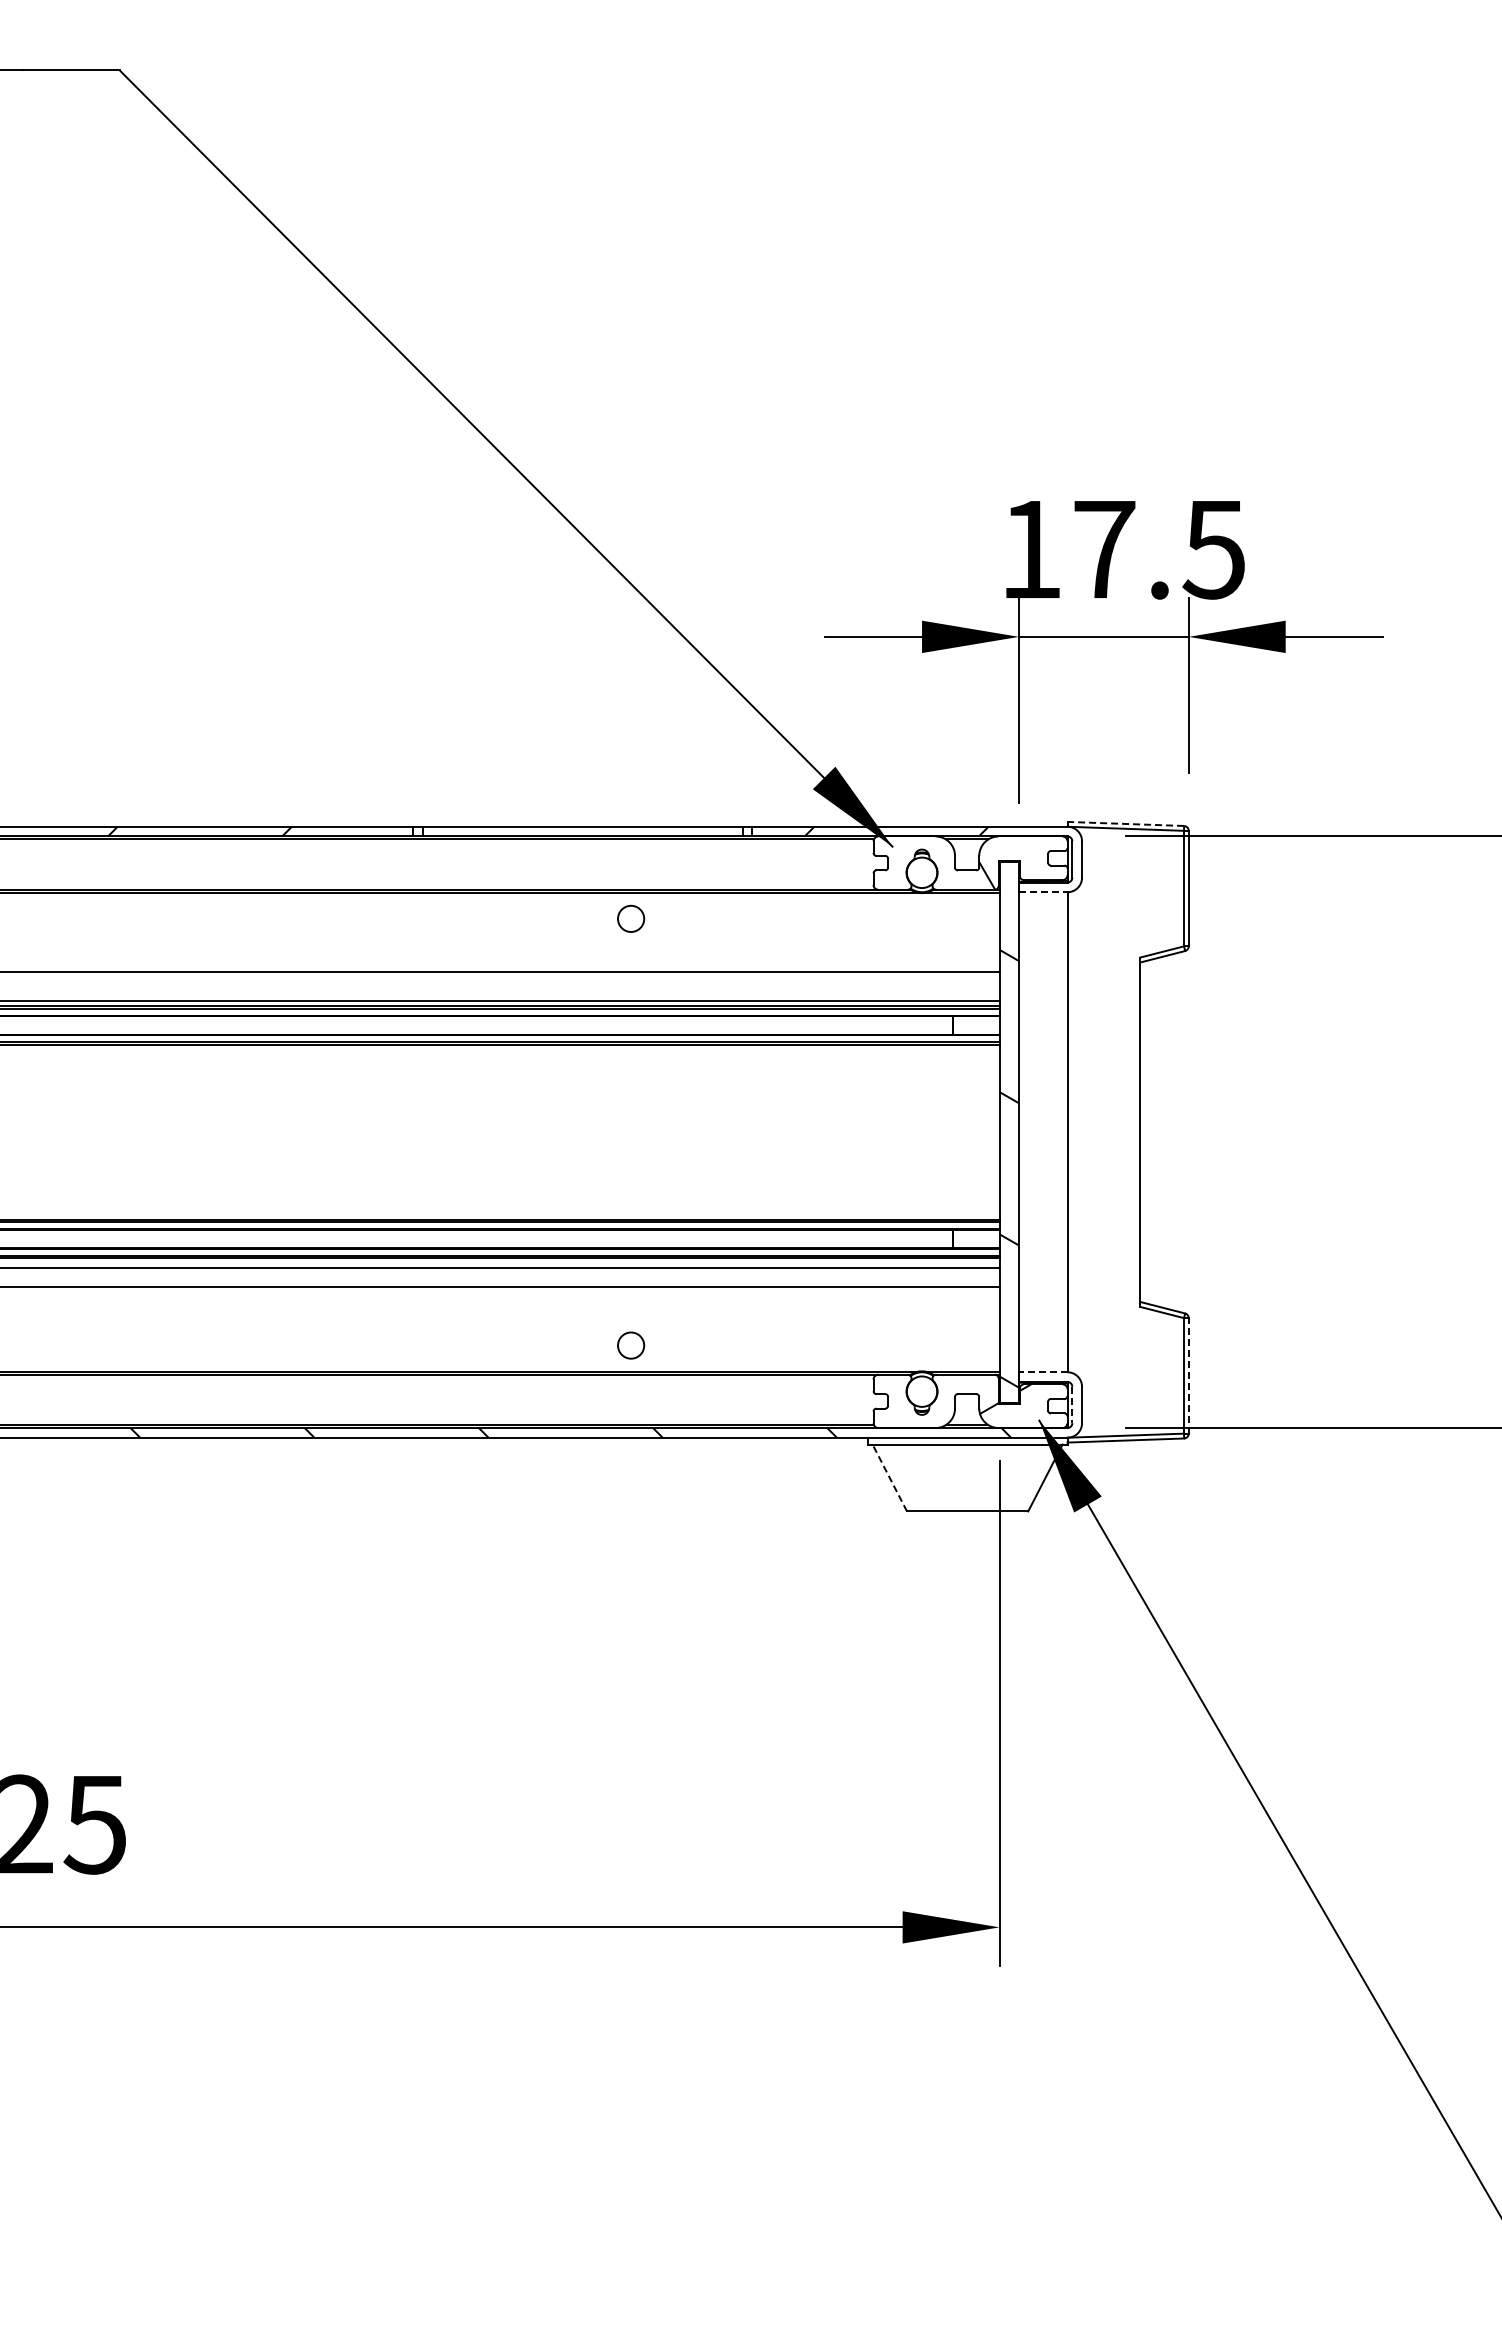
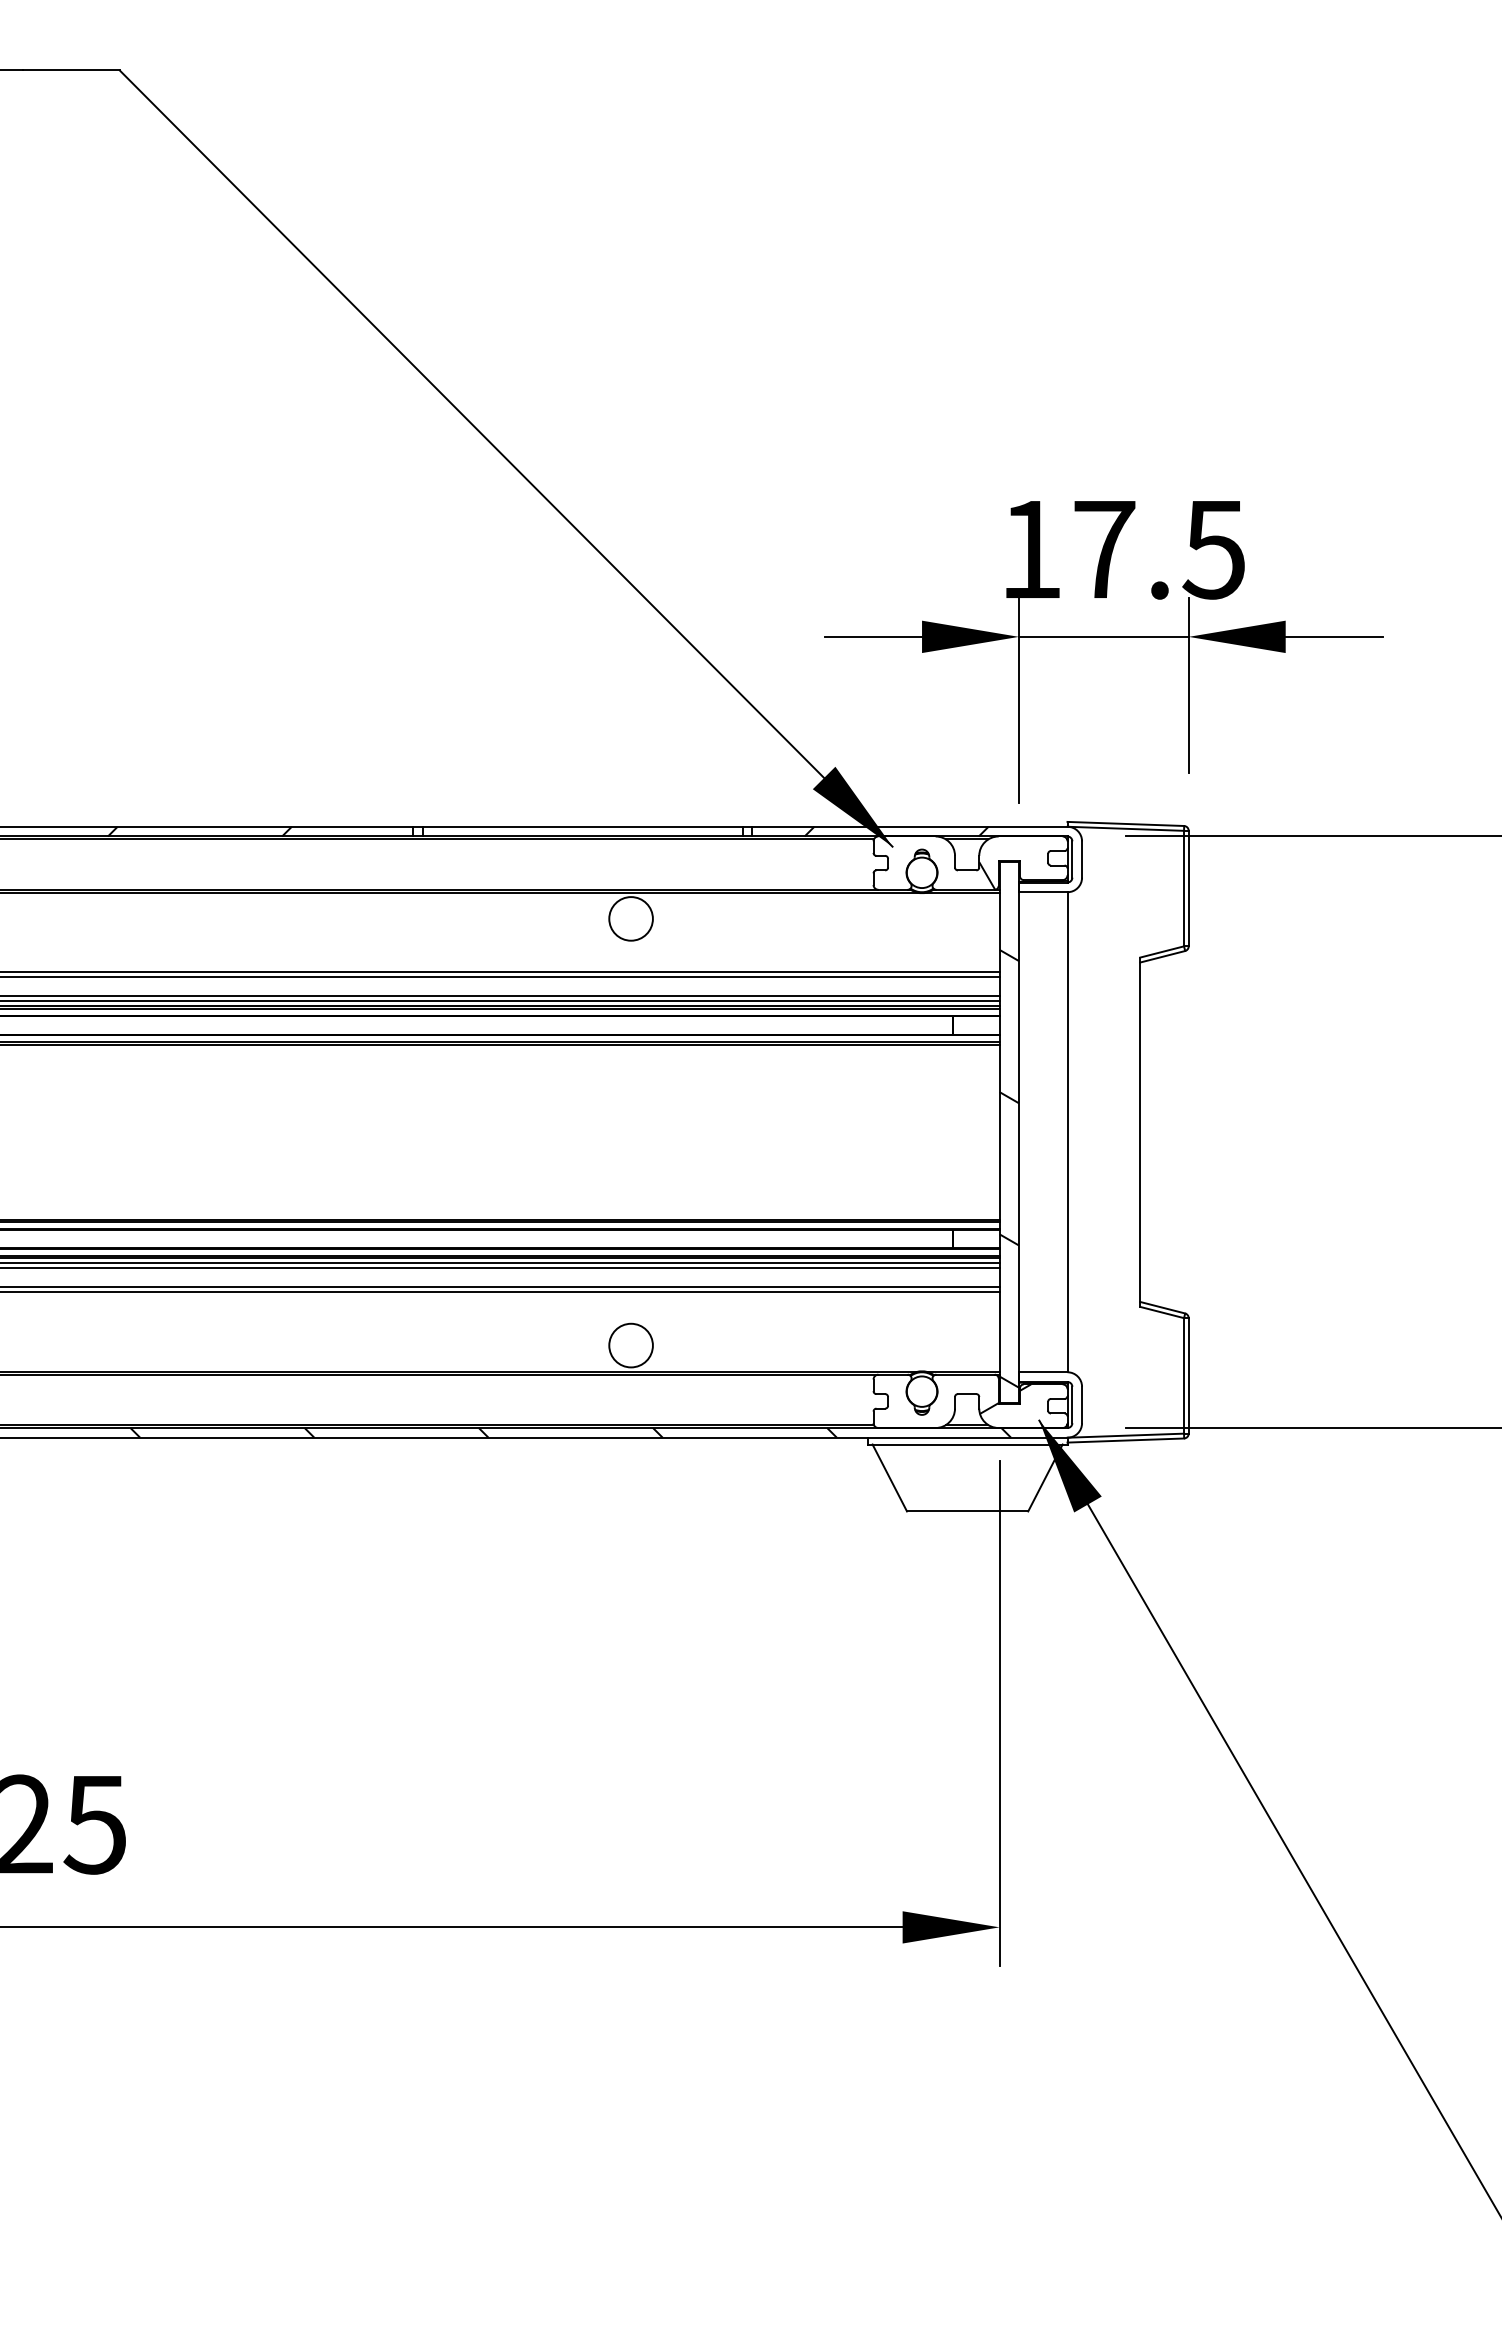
line: dashed -> solid (1125, 823)
line: dashed -> solid (1043, 892)
circle diameter: 26 px -> 44 px (630, 918)
line: none -> present (500, 977)
line: none -> present (500, 996)
line: none -> present (500, 1263)
line: none -> present (500, 1292)
circle diameter: 26 px -> 44 px (630, 1345)
line: dashed -> solid (1042, 1372)
line: dashed -> solid (1188, 1375)
line: dashed -> solid (1072, 1405)
line: dashed -> solid (889, 1477)
